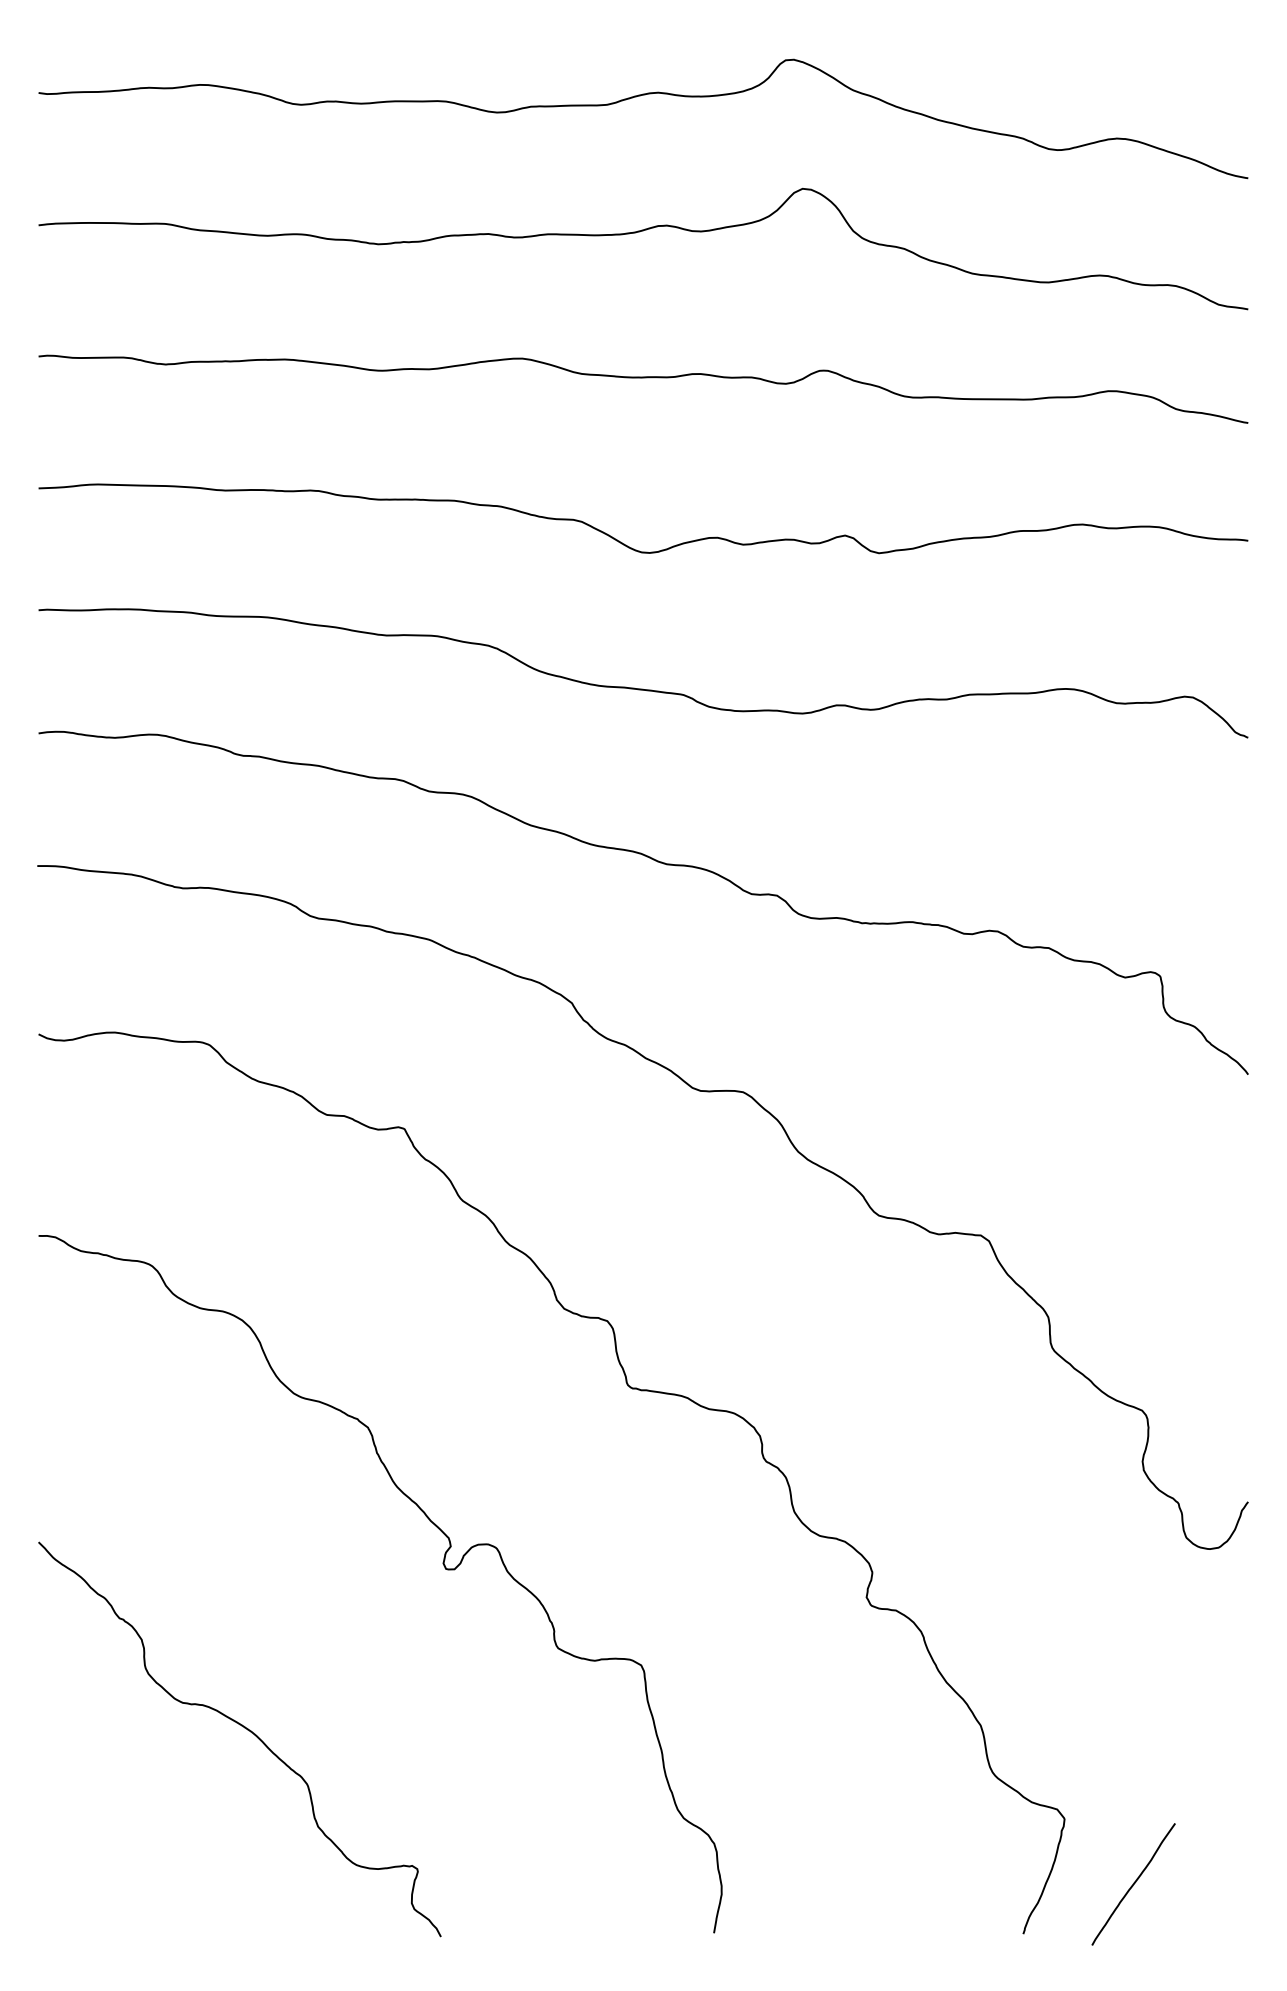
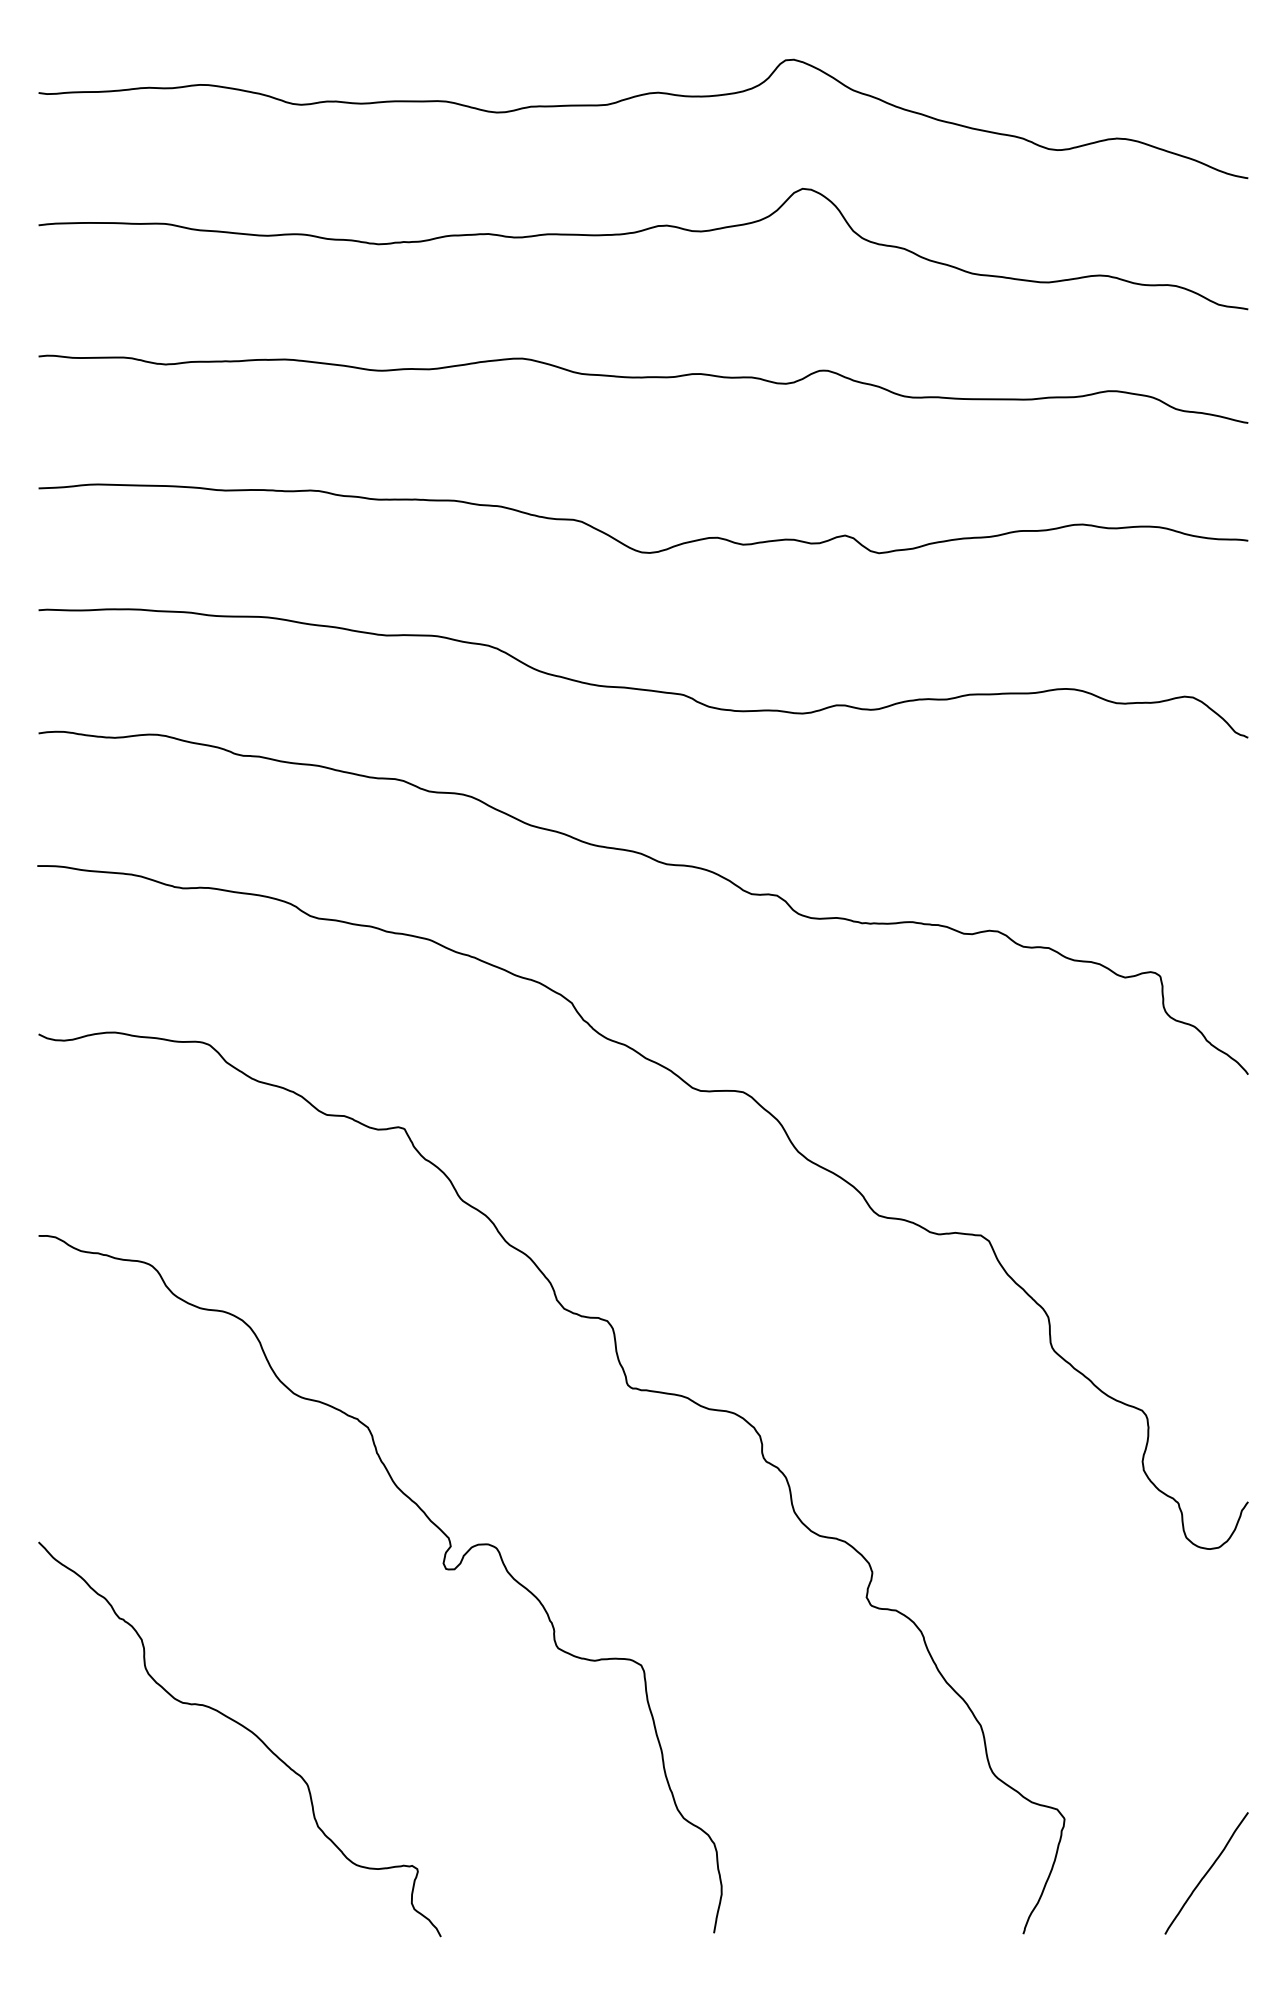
curve position: (1133, 1884) -> (1206, 1873) (1206, 1873)
